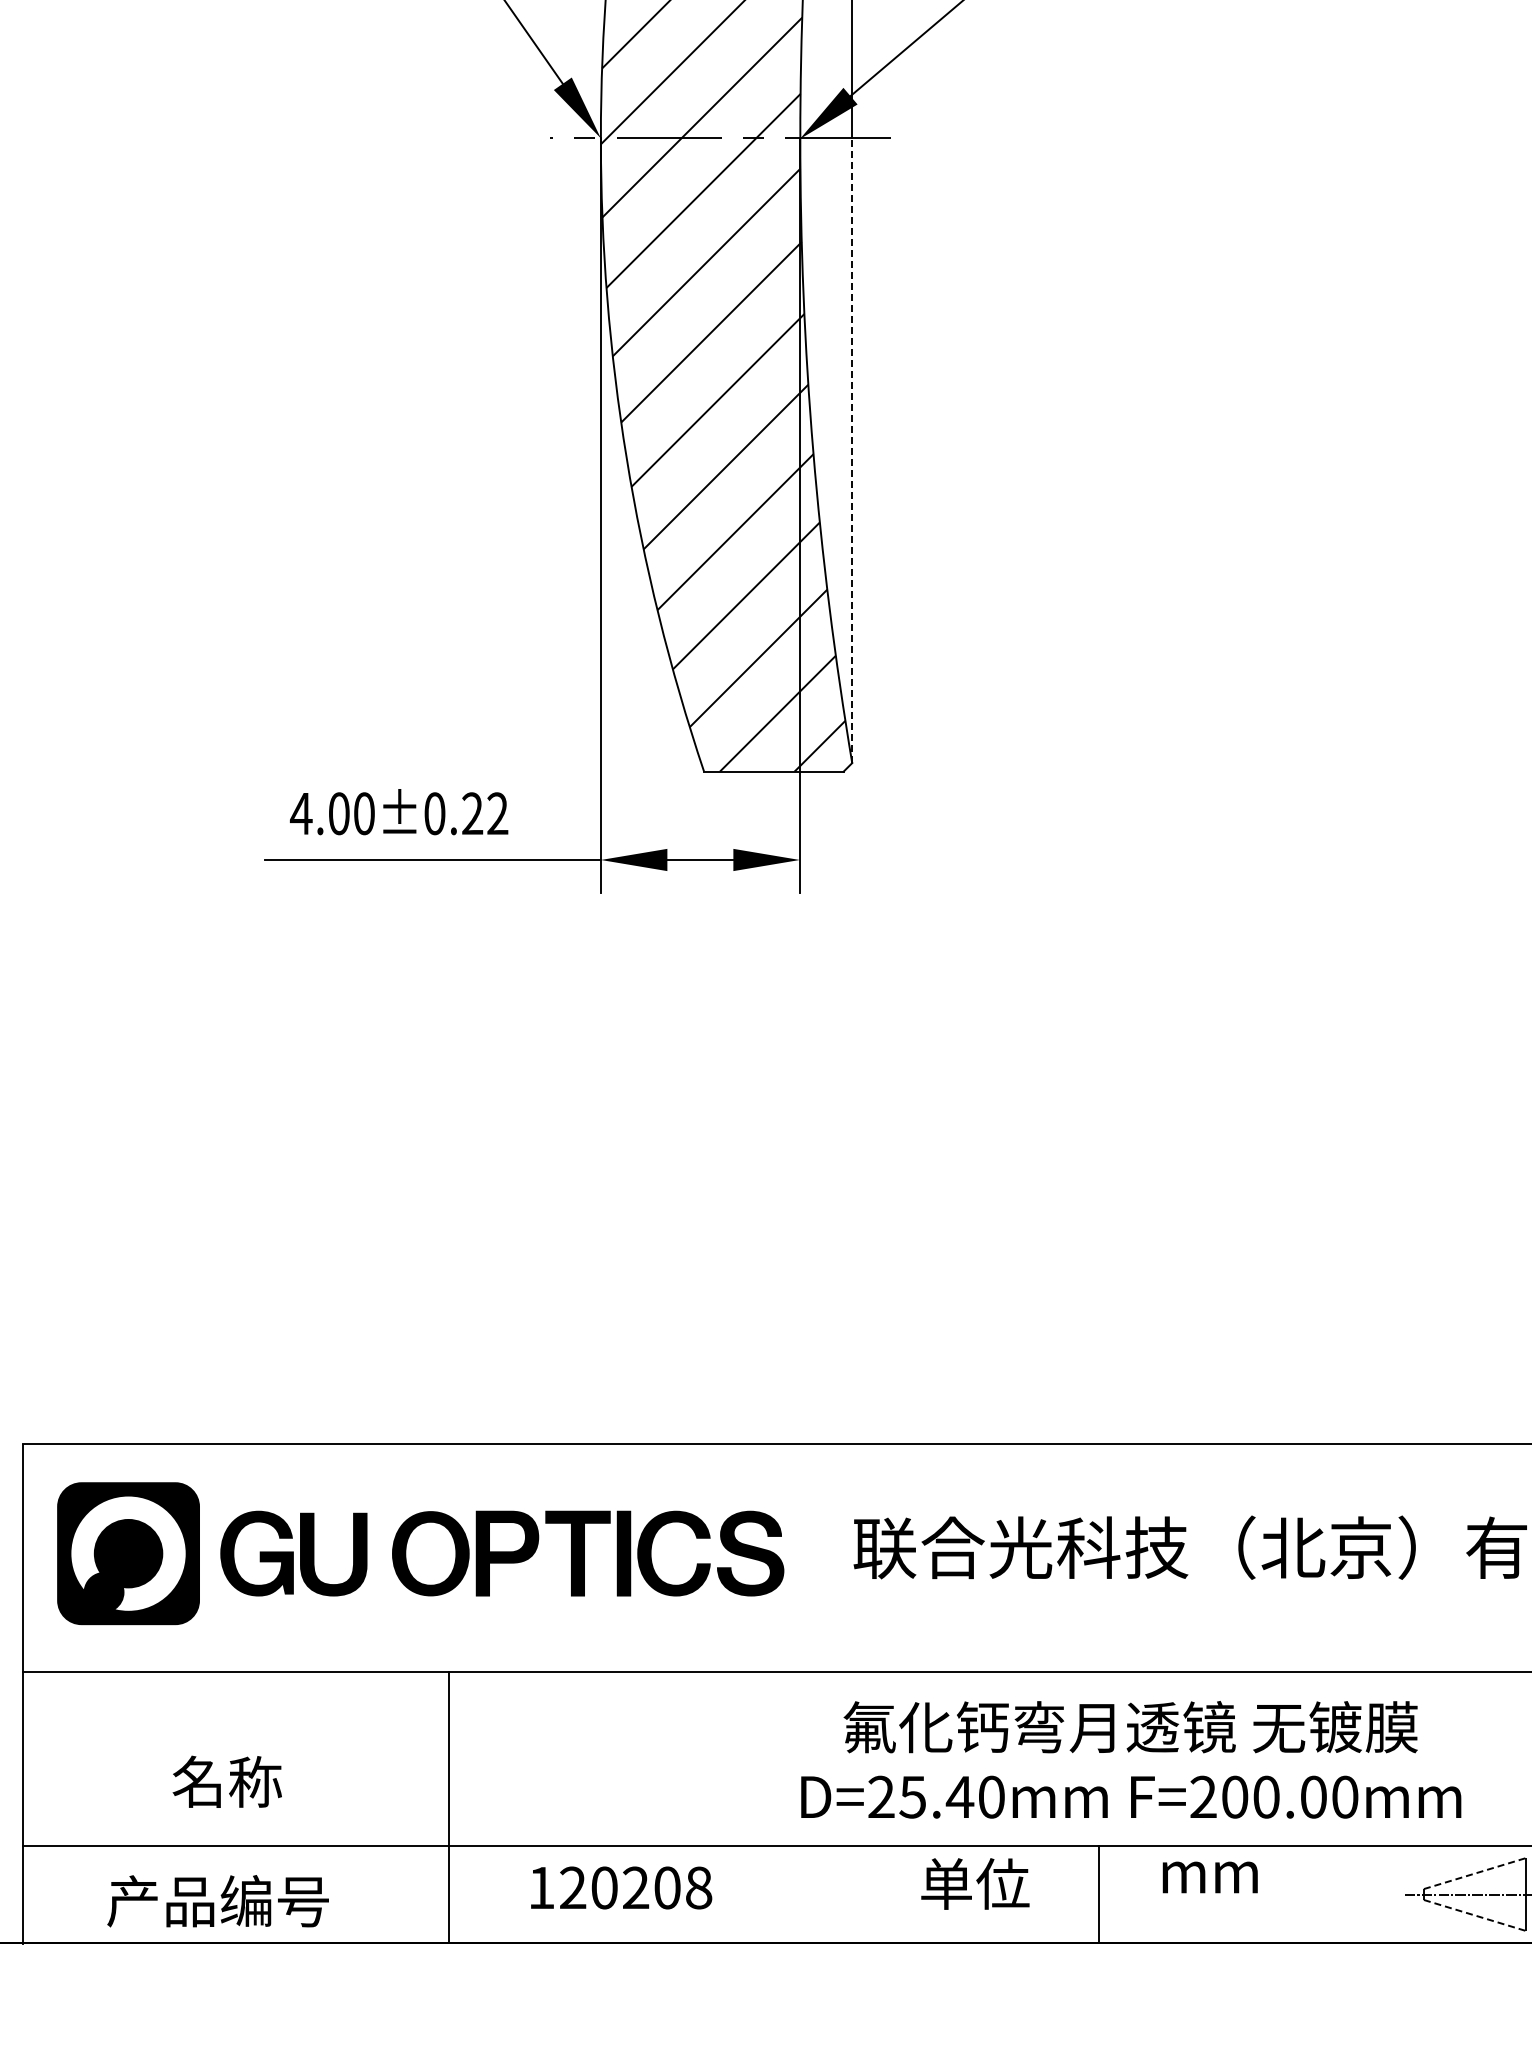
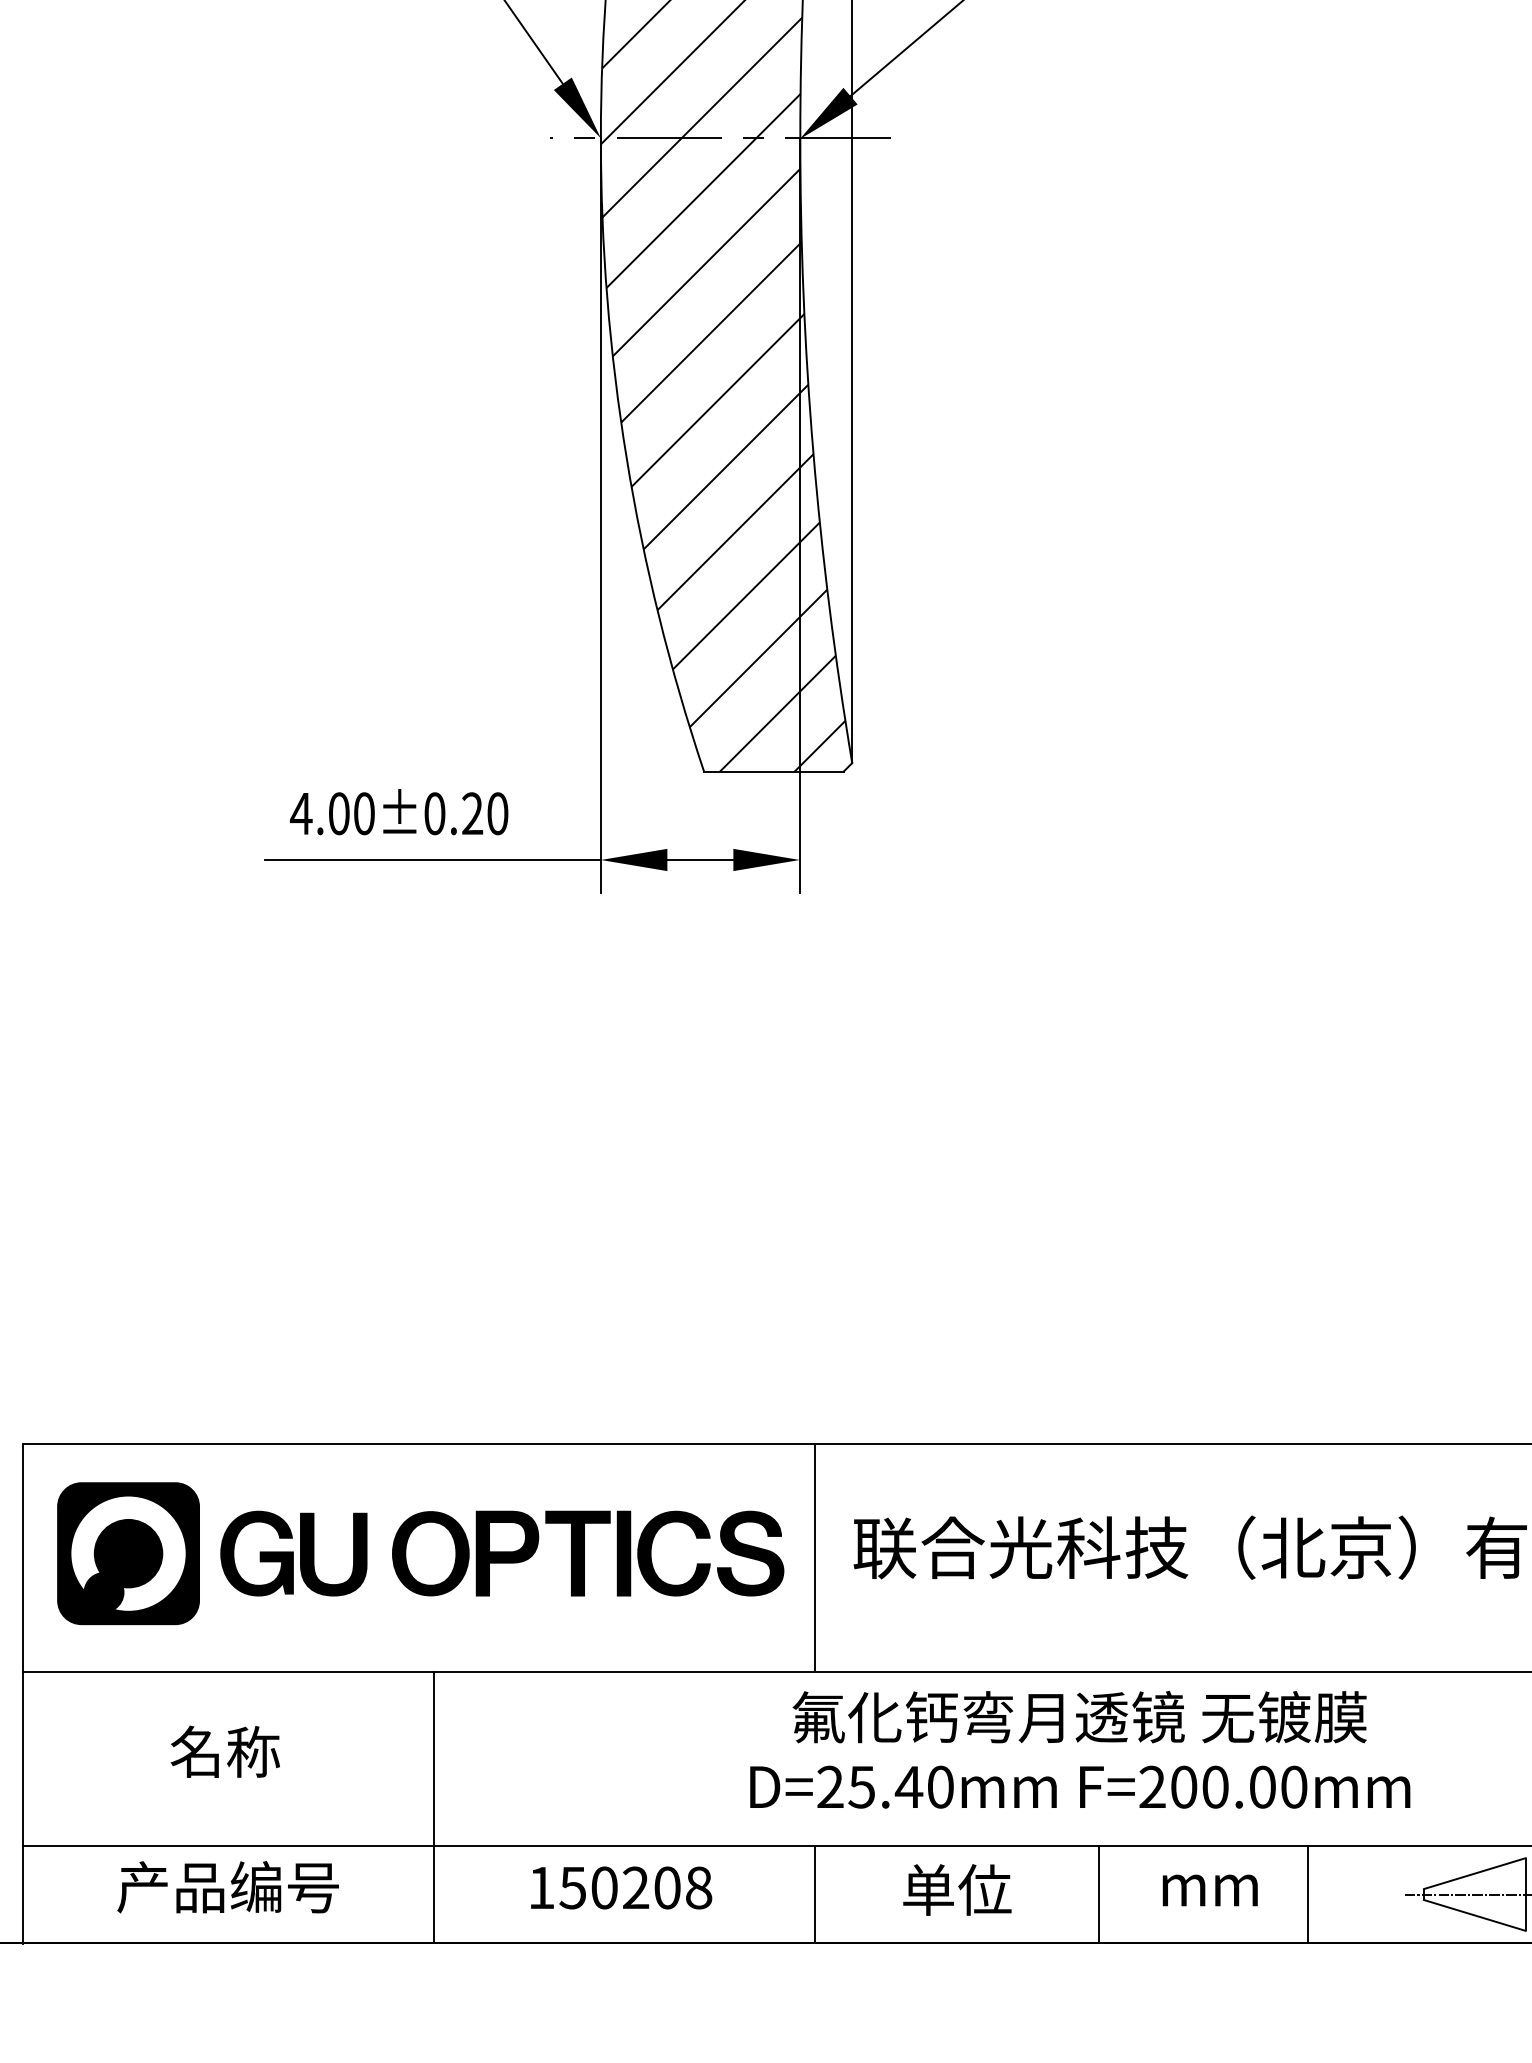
line: dashed -> solid (852, 450)
text: 22 -> 20 (497, 813)
line: none -> present (814, 1556)
text position: (1131, 1759) -> (1080, 1749) (1080, 1749)
text position: (226, 1781) -> (224, 1751) (224, 1751)
line position: (449, 1807) -> (434, 1807) (434, 1807)
line: dashed -> solid (1475, 1873)
text position: (1209, 1877) -> (1209, 1890) (1209, 1890)
text position: (975, 1883) -> (957, 1889) (957, 1889)
text: 120208 -> 150208 (572, 1887)
line: none -> present (814, 1894)
line: none -> present (1307, 1894)
text position: (217, 1901) -> (227, 1887) (227, 1887)
line: dashed -> solid (1475, 1915)
